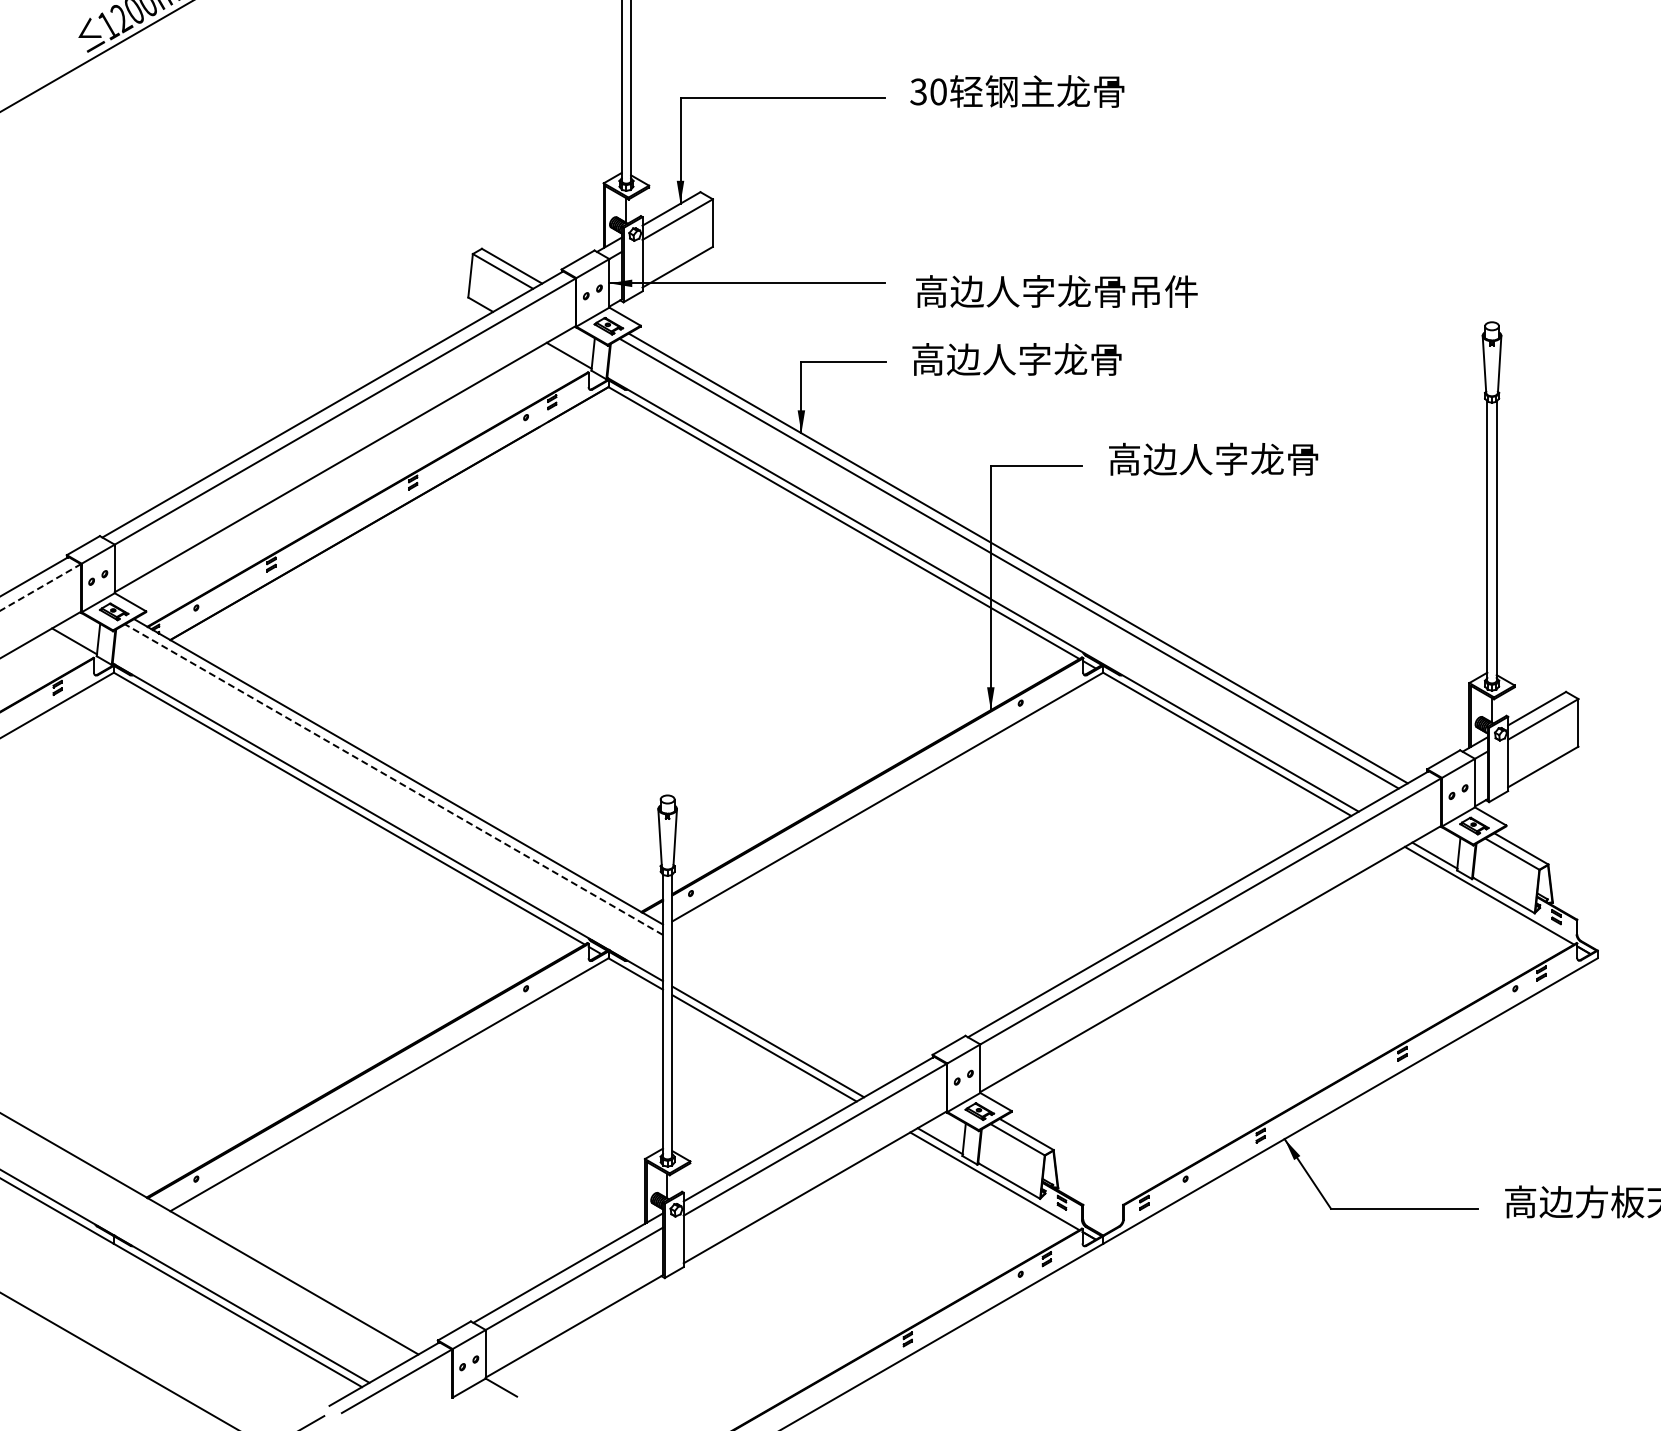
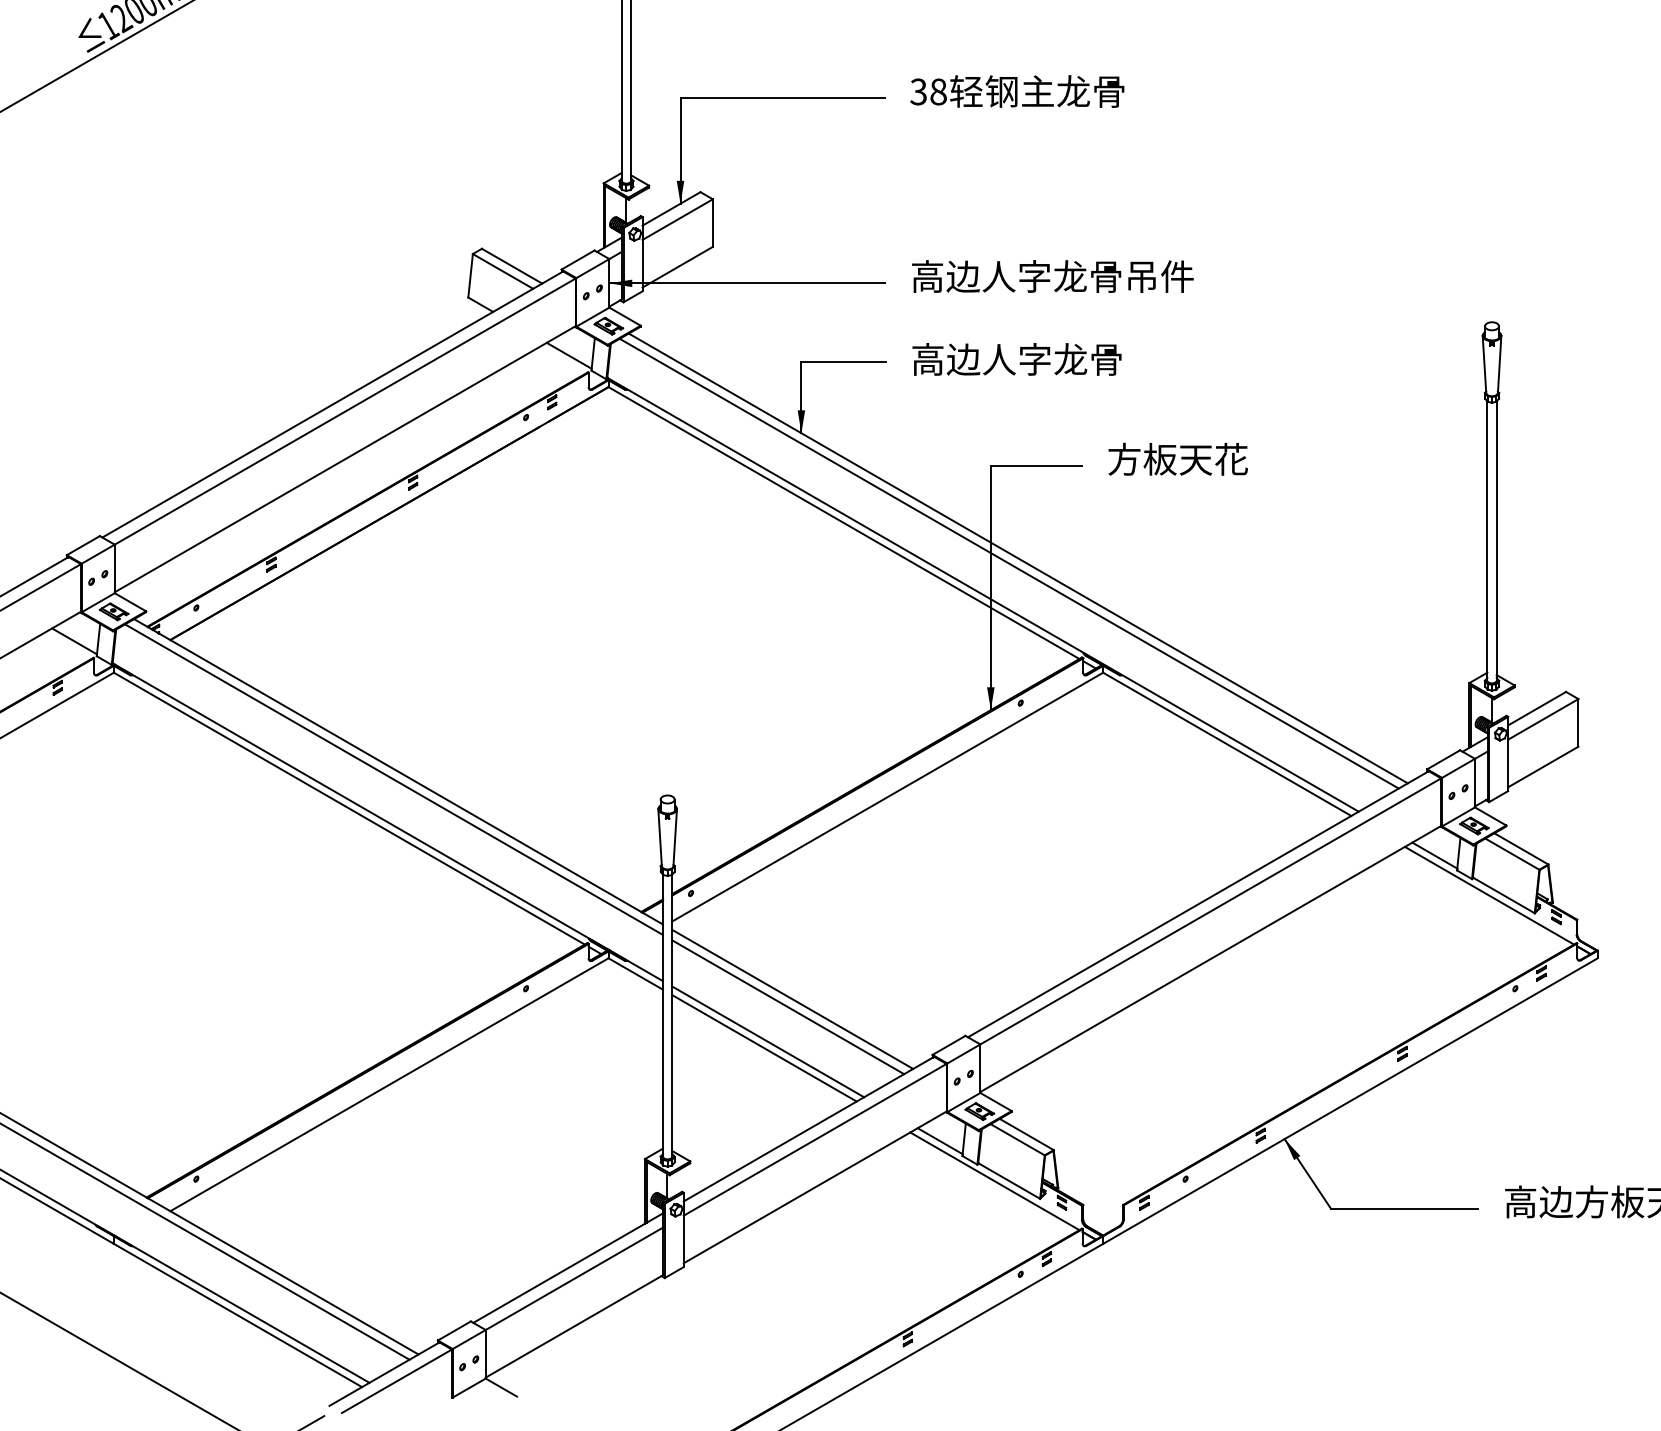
text: 30 -> 38 (938, 91)
text position: (1056, 291) -> (1052, 276) (1052, 276)
text: 高边人字龙骨 -> 方板天花 (1213, 458)
line: dashed -> solid (41, 587)
line: dashed -> solid (394, 779)
line: none -> present (792, 998)
line: none -> present (788, 1007)
line: none -> present (205, 1241)
